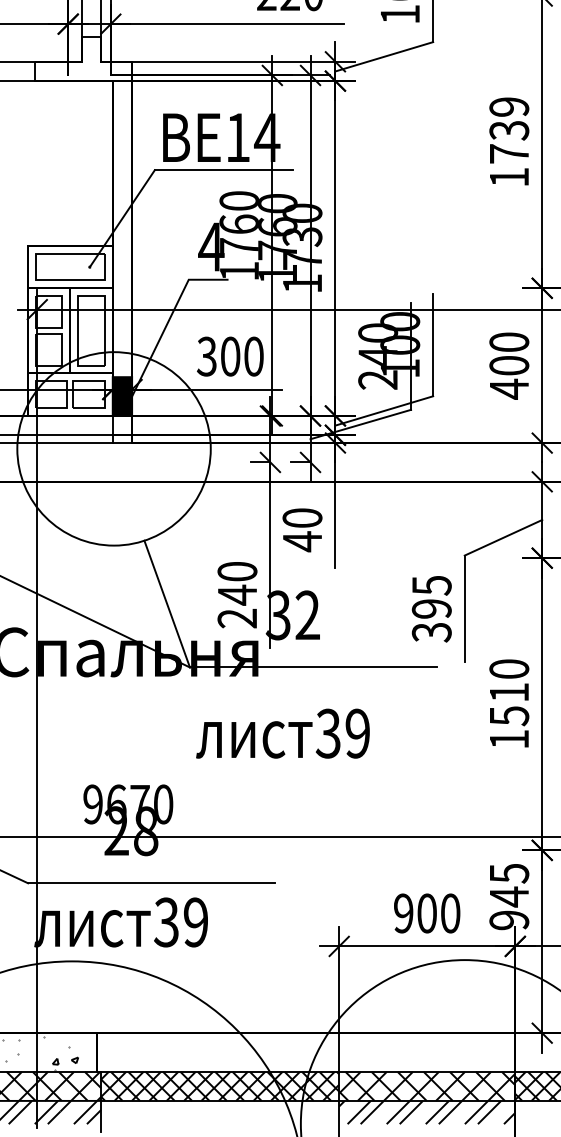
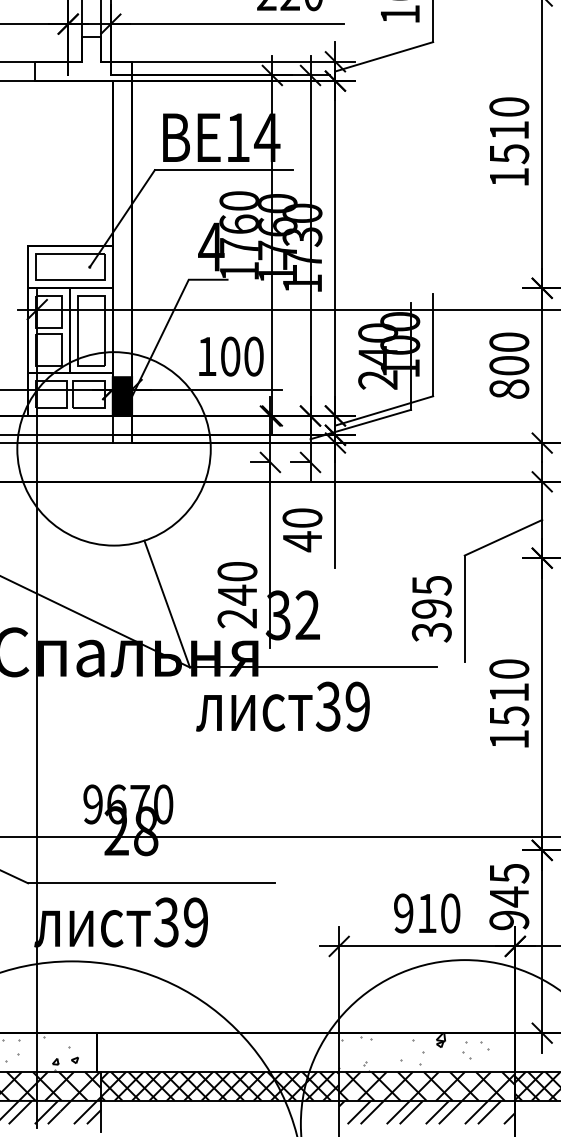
text: 1739 -> 1510 (509, 130)
text: 300 -> 100 (206, 356)
text: 400 -> 800 (509, 388)
text position: (282, 733) -> (282, 706) (282, 706)
text: 900 -> 910 (426, 913)
hatch: none -> present (413, 1052)
